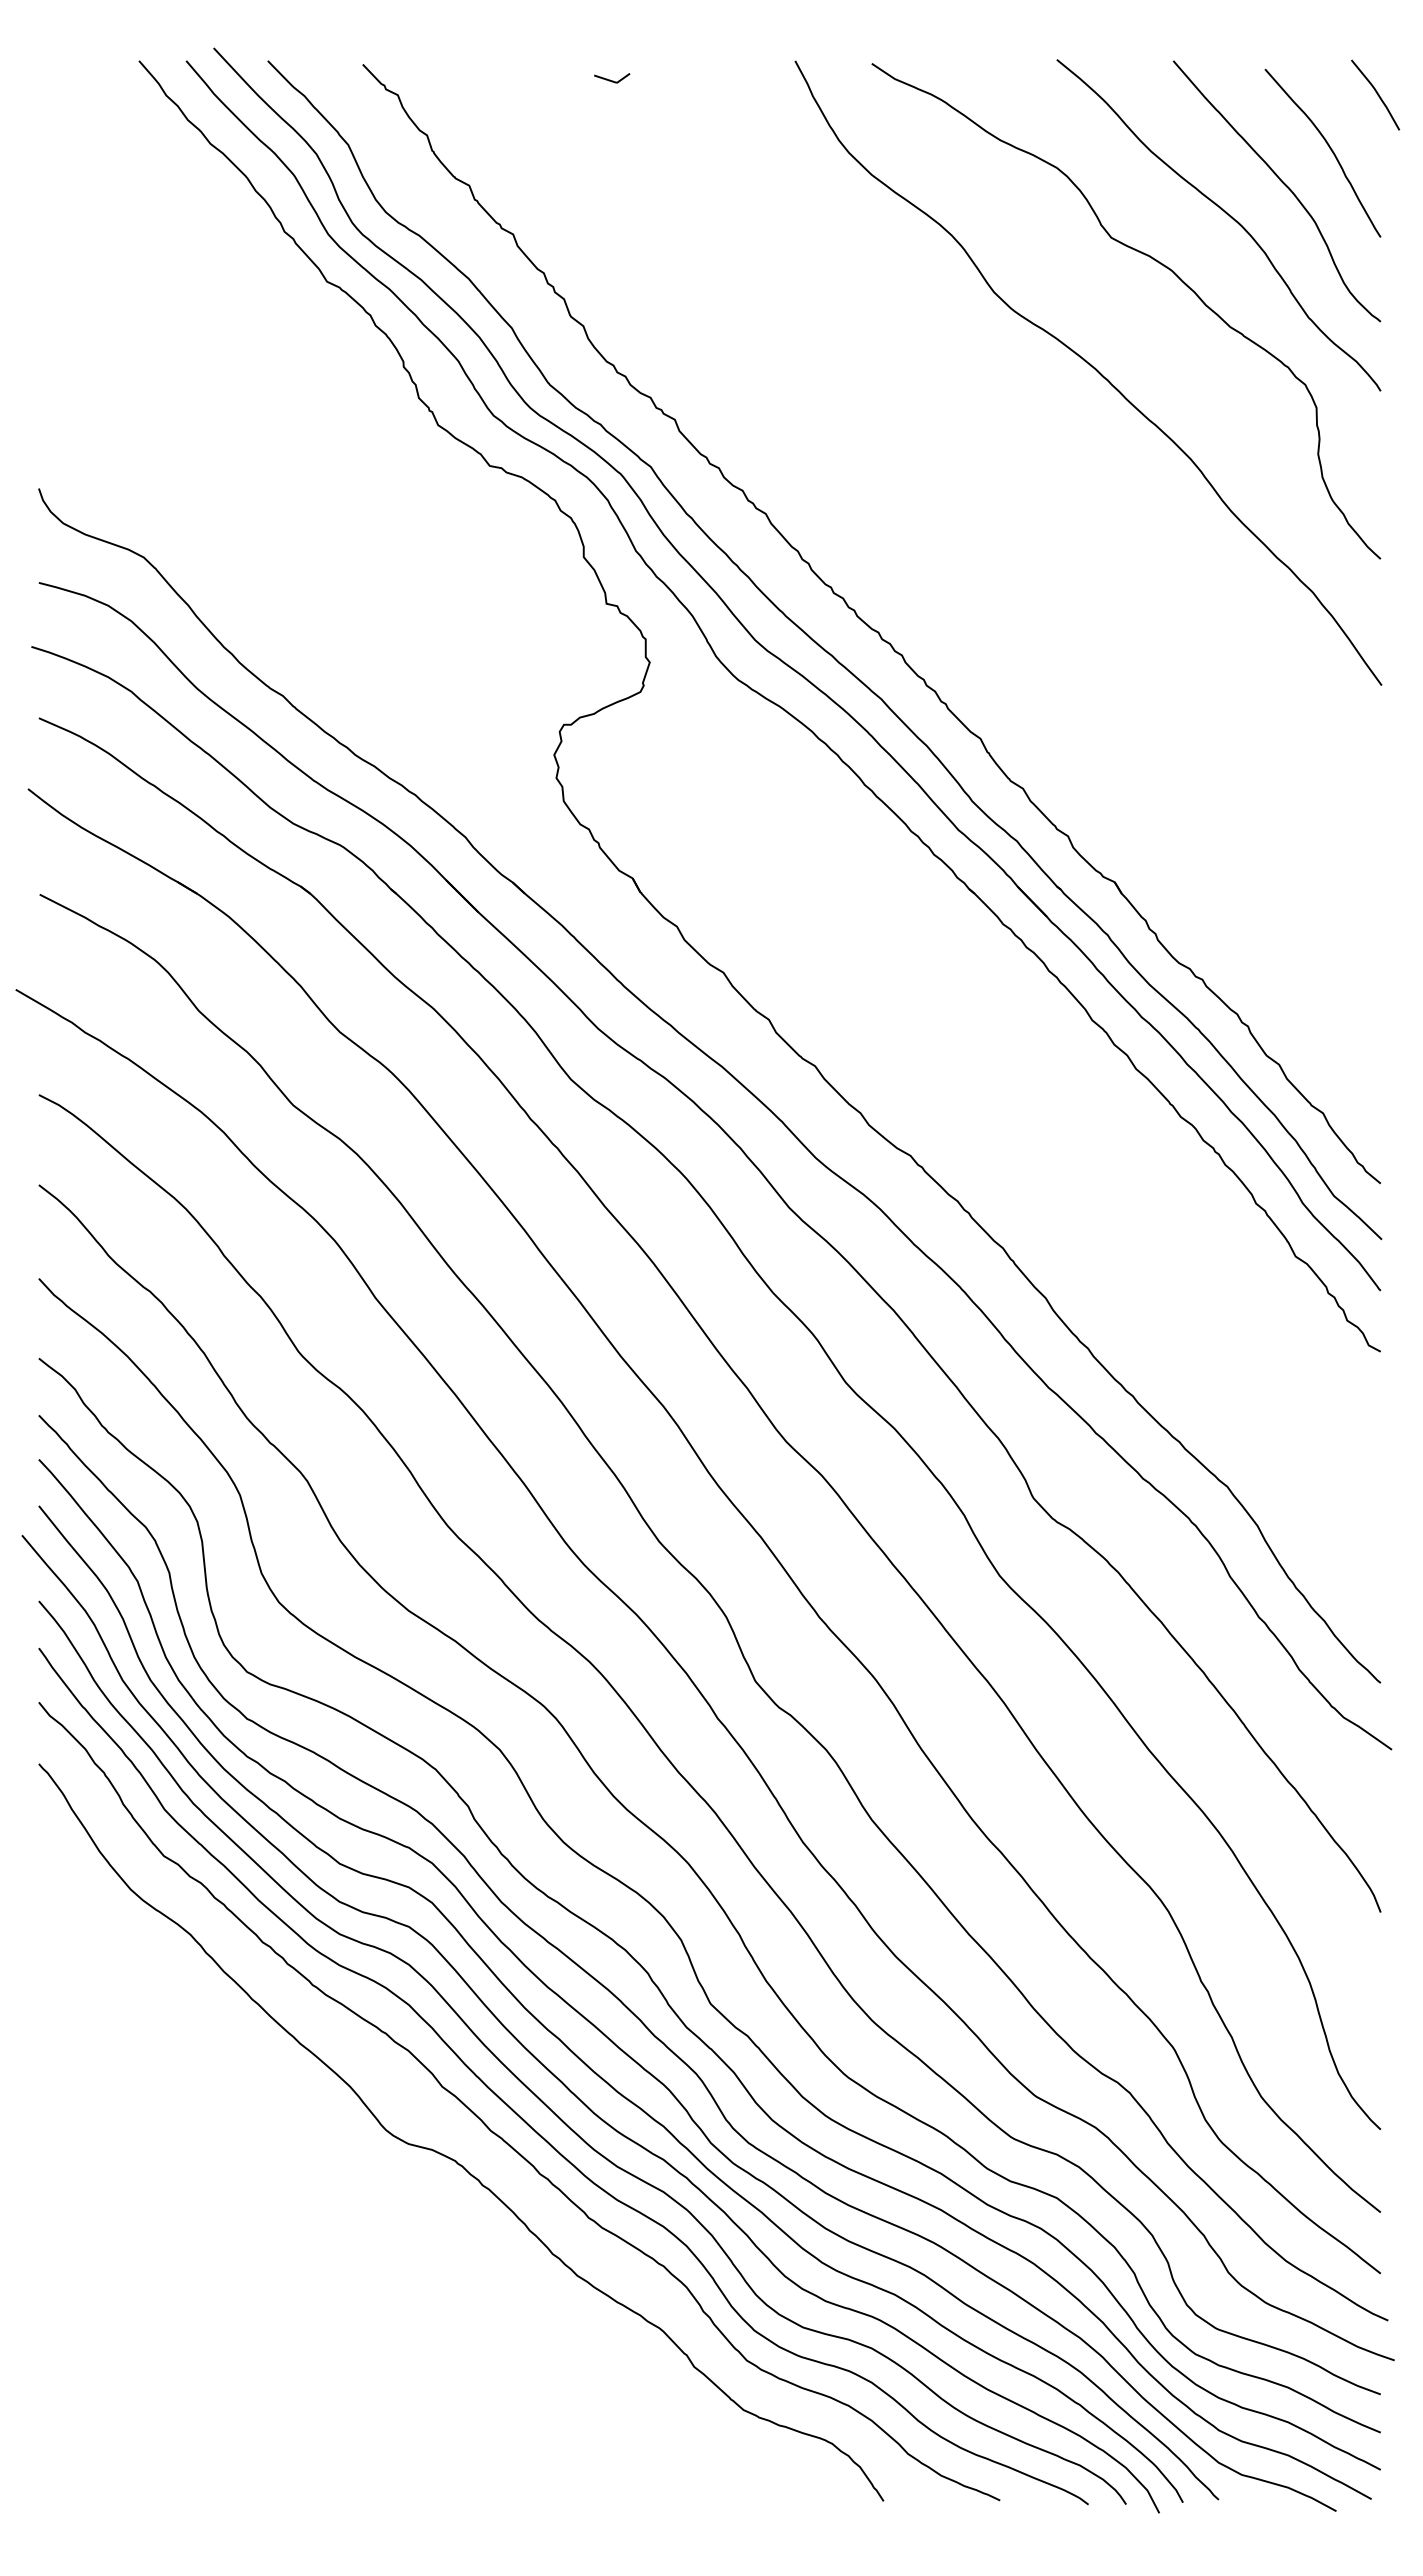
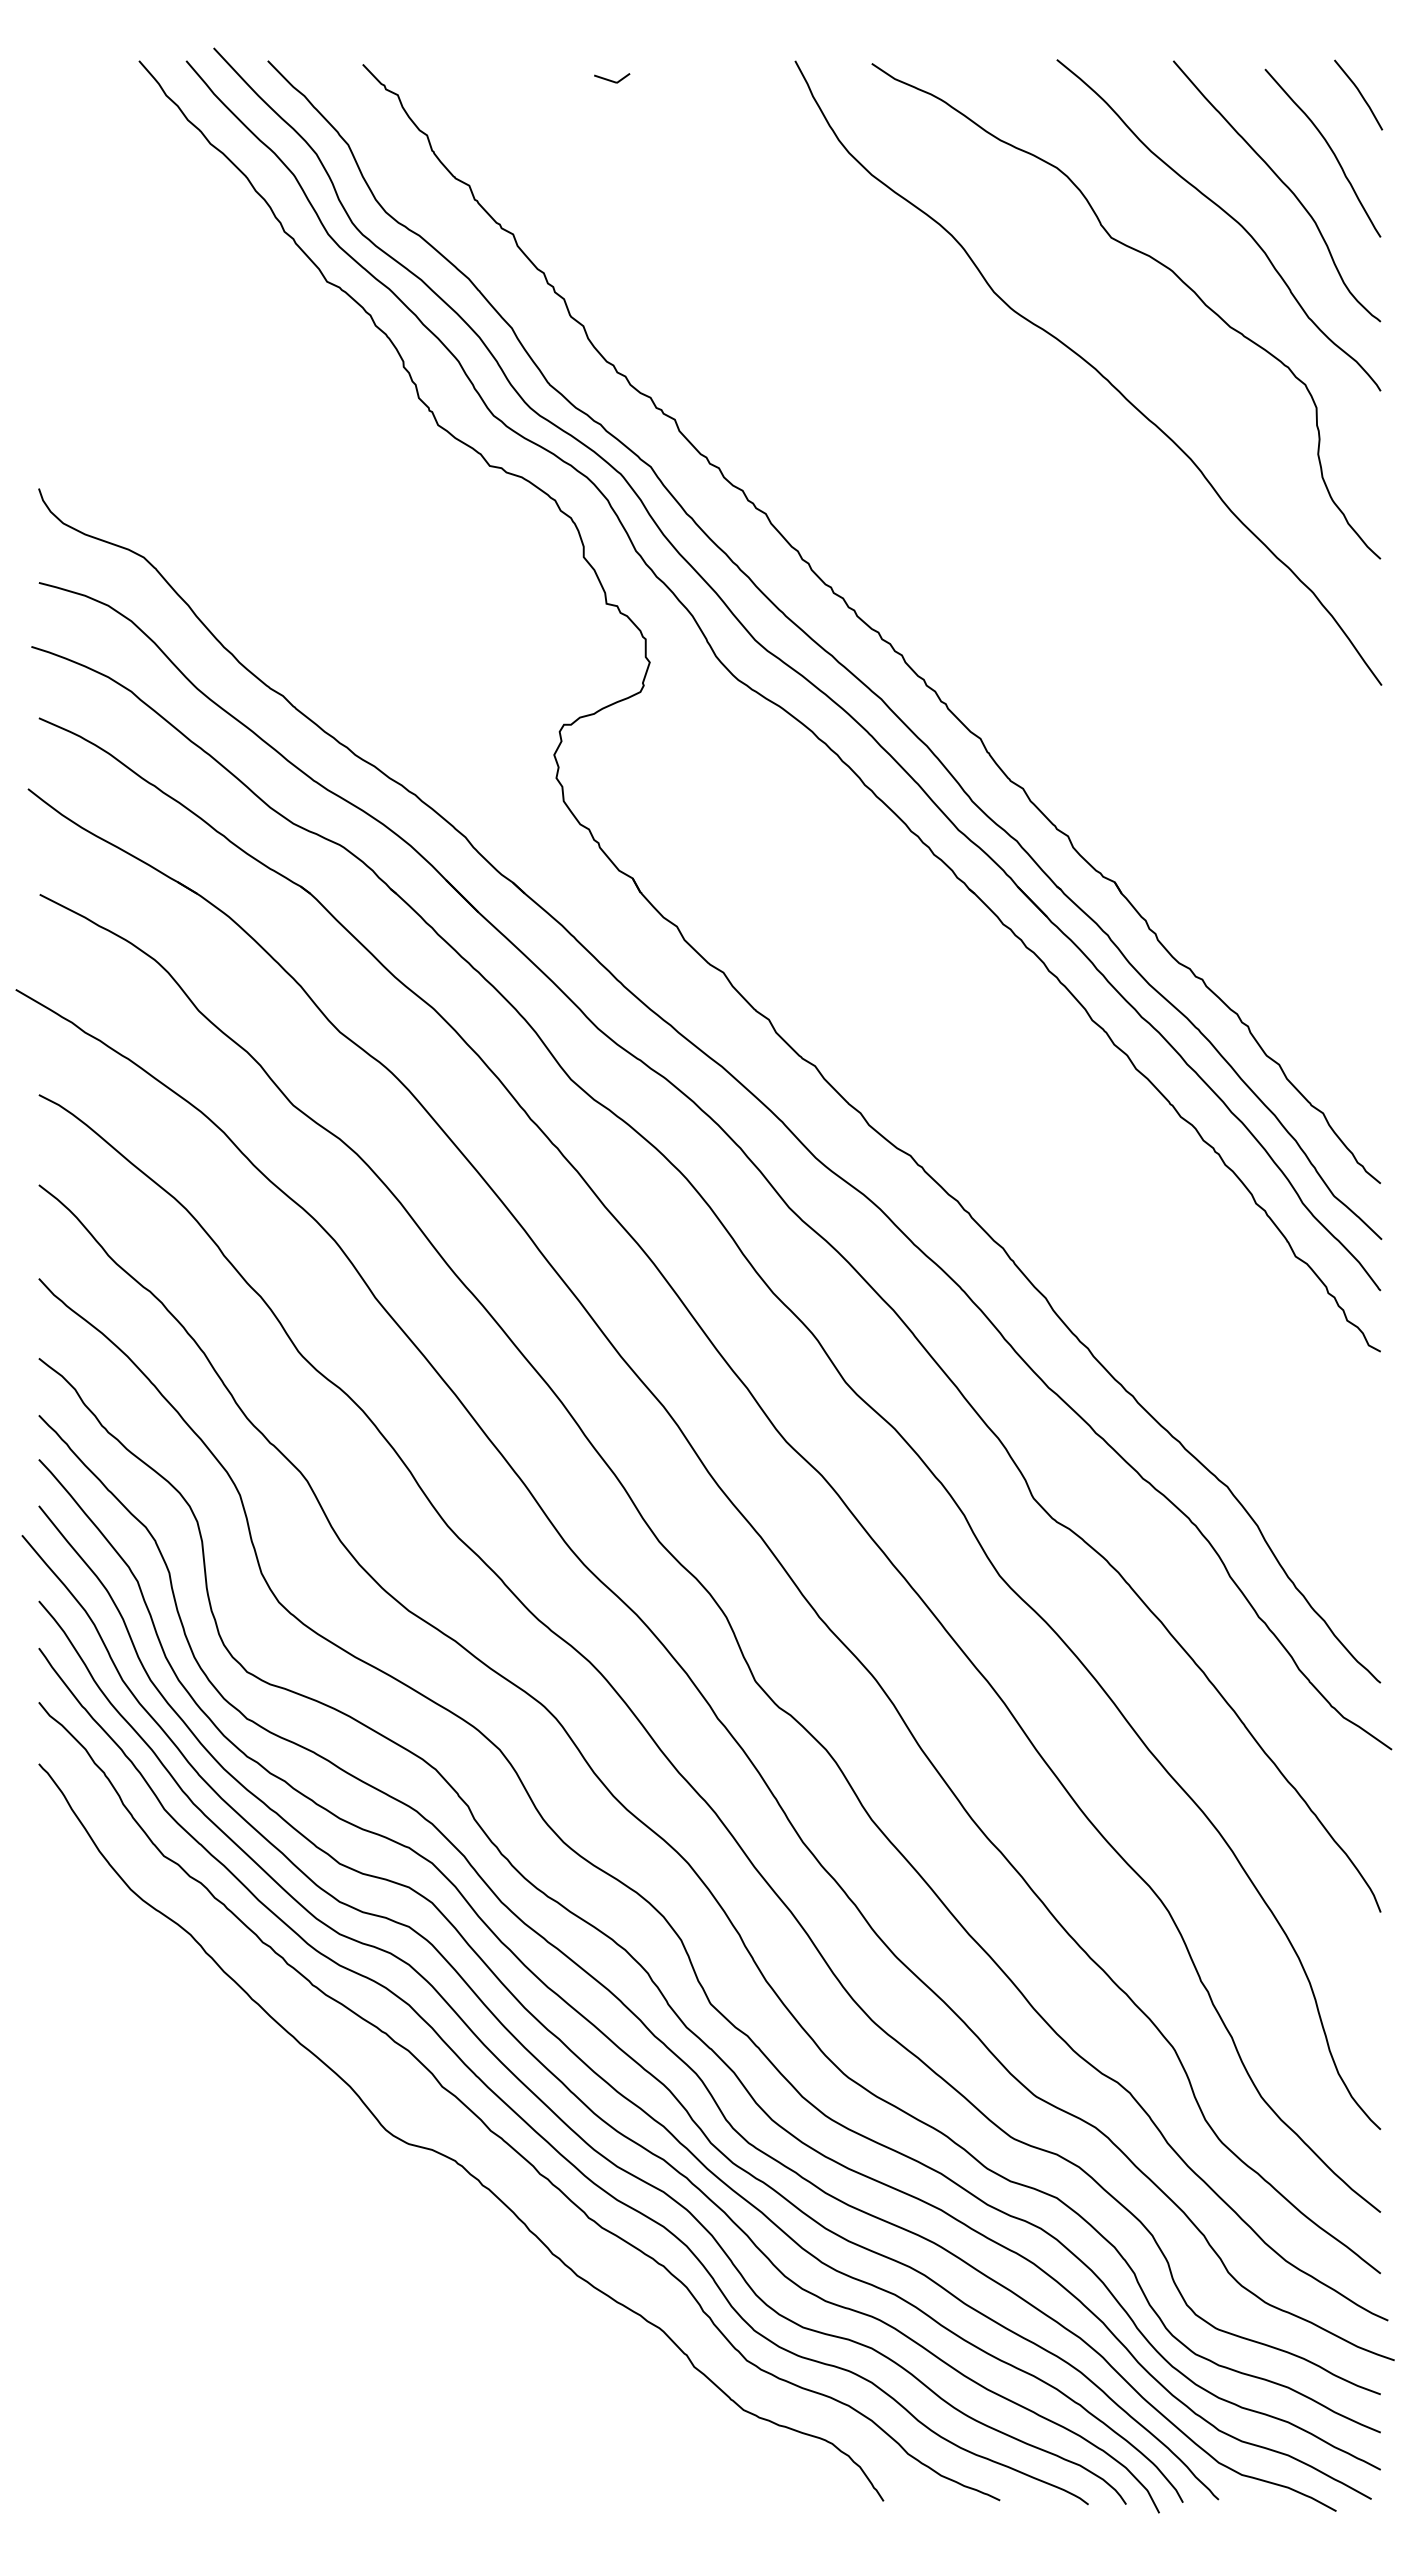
curve position: (1376, 93) -> (1359, 93) (1359, 93)
